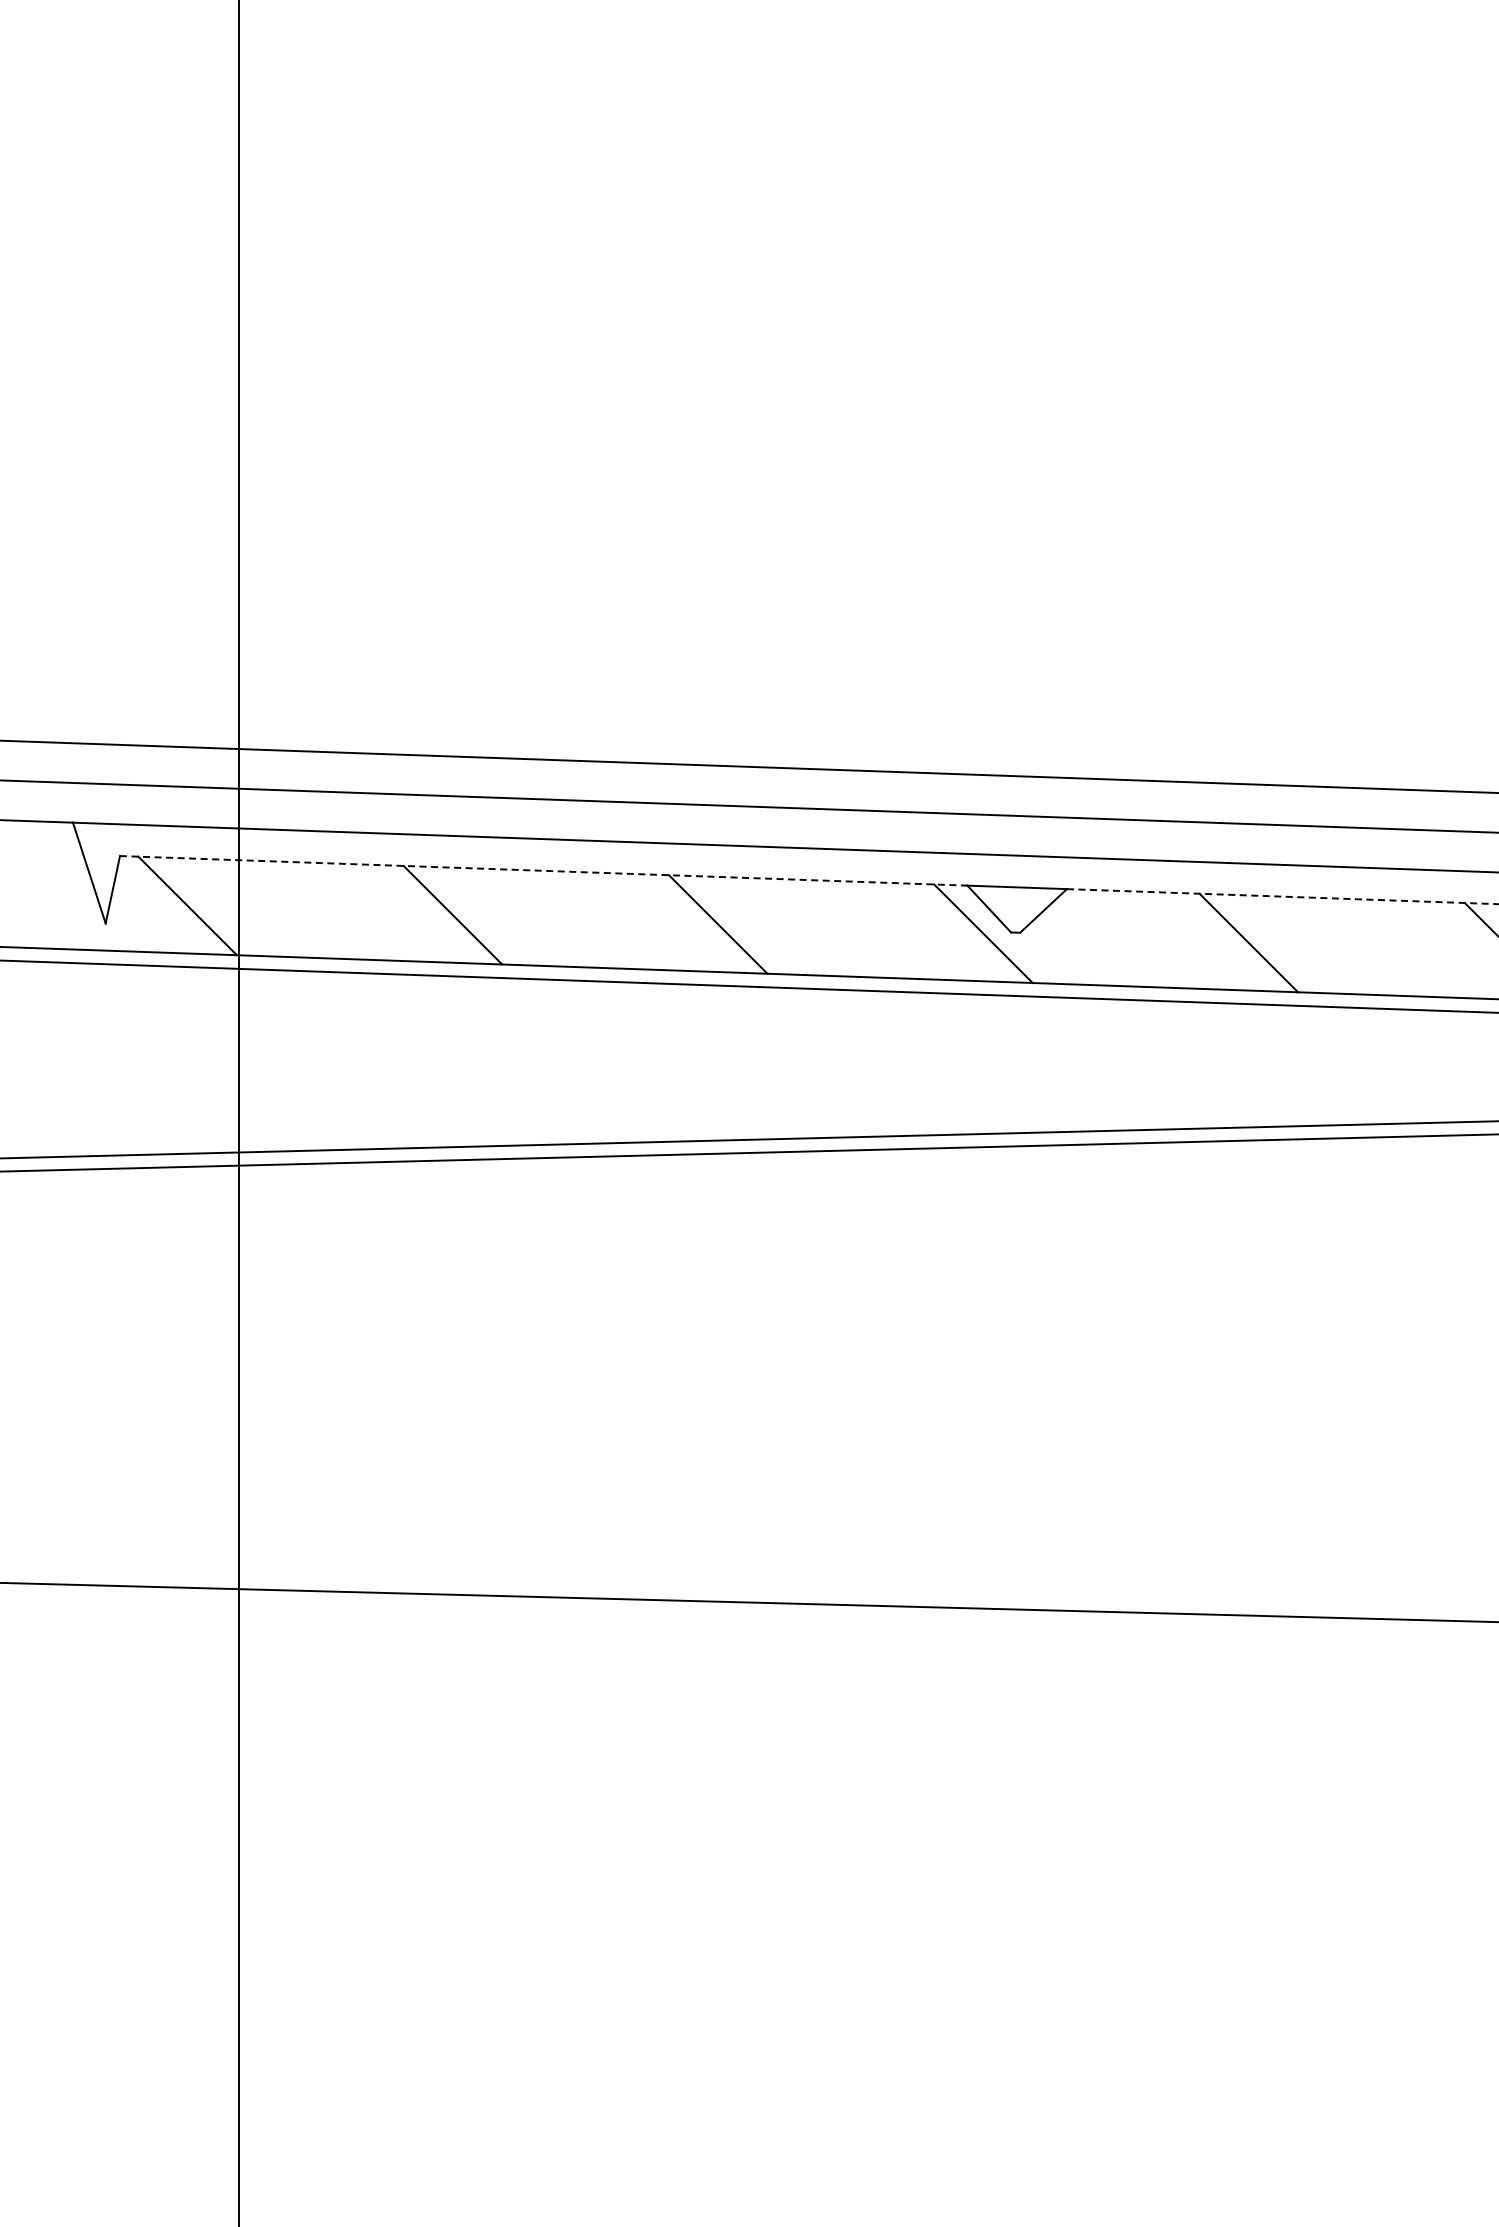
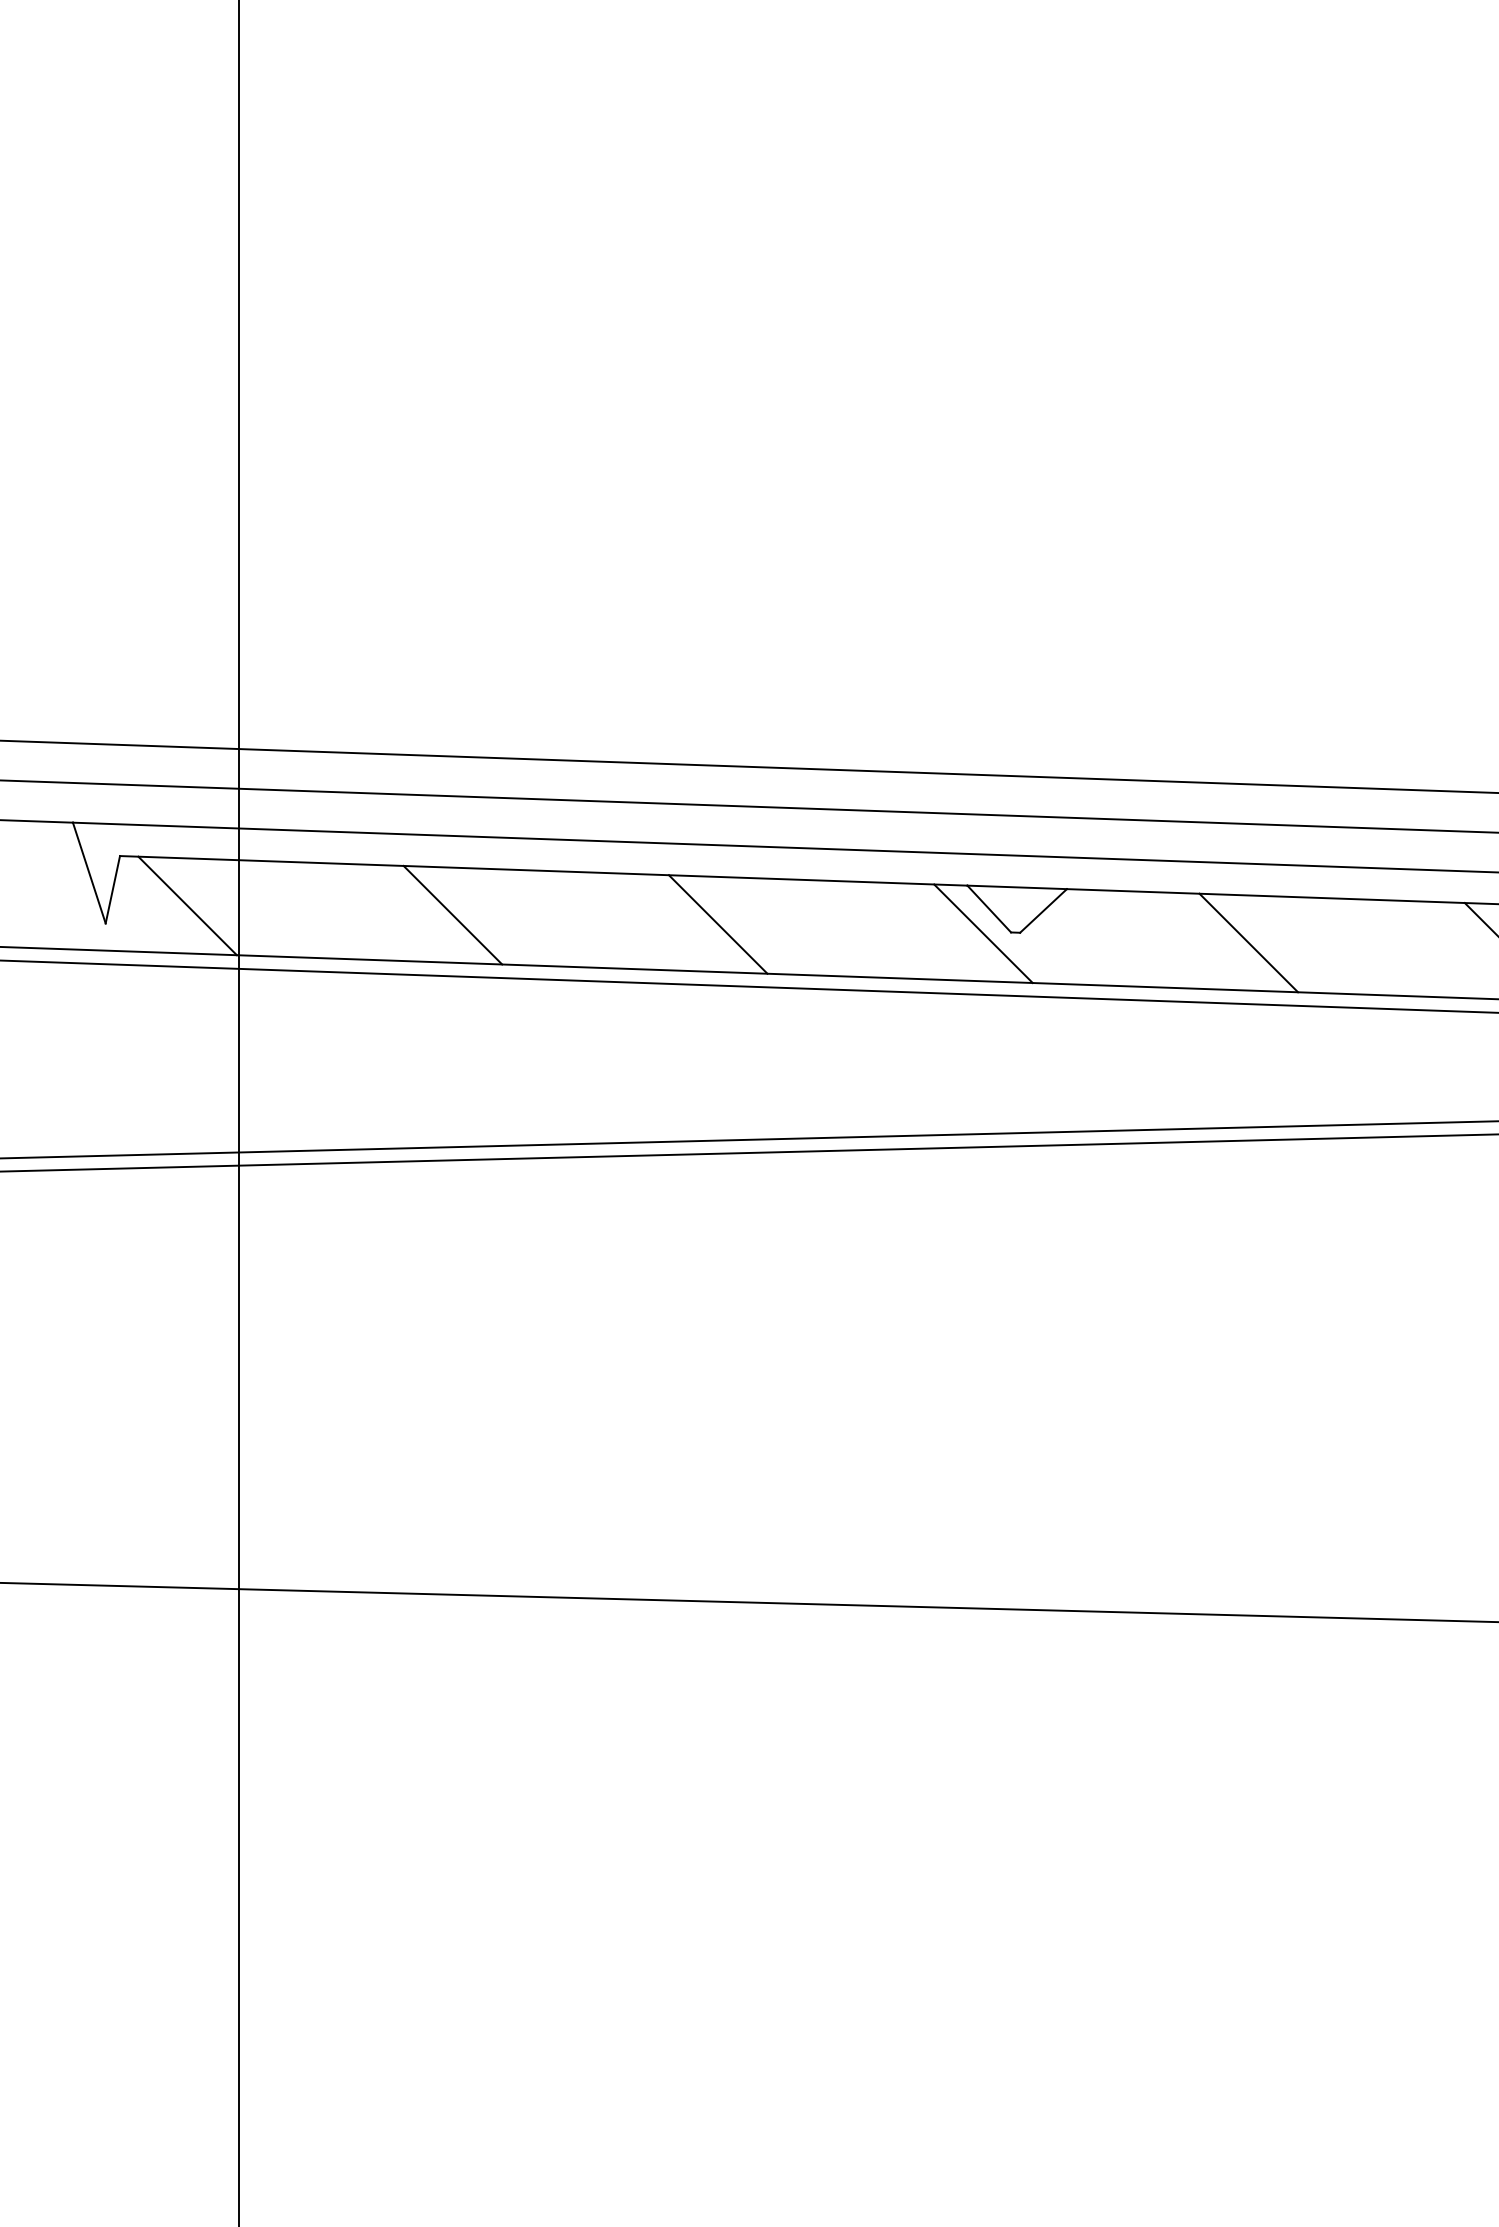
line: dashed -> solid (543, 870)
line: dashed -> solid (1282, 896)
